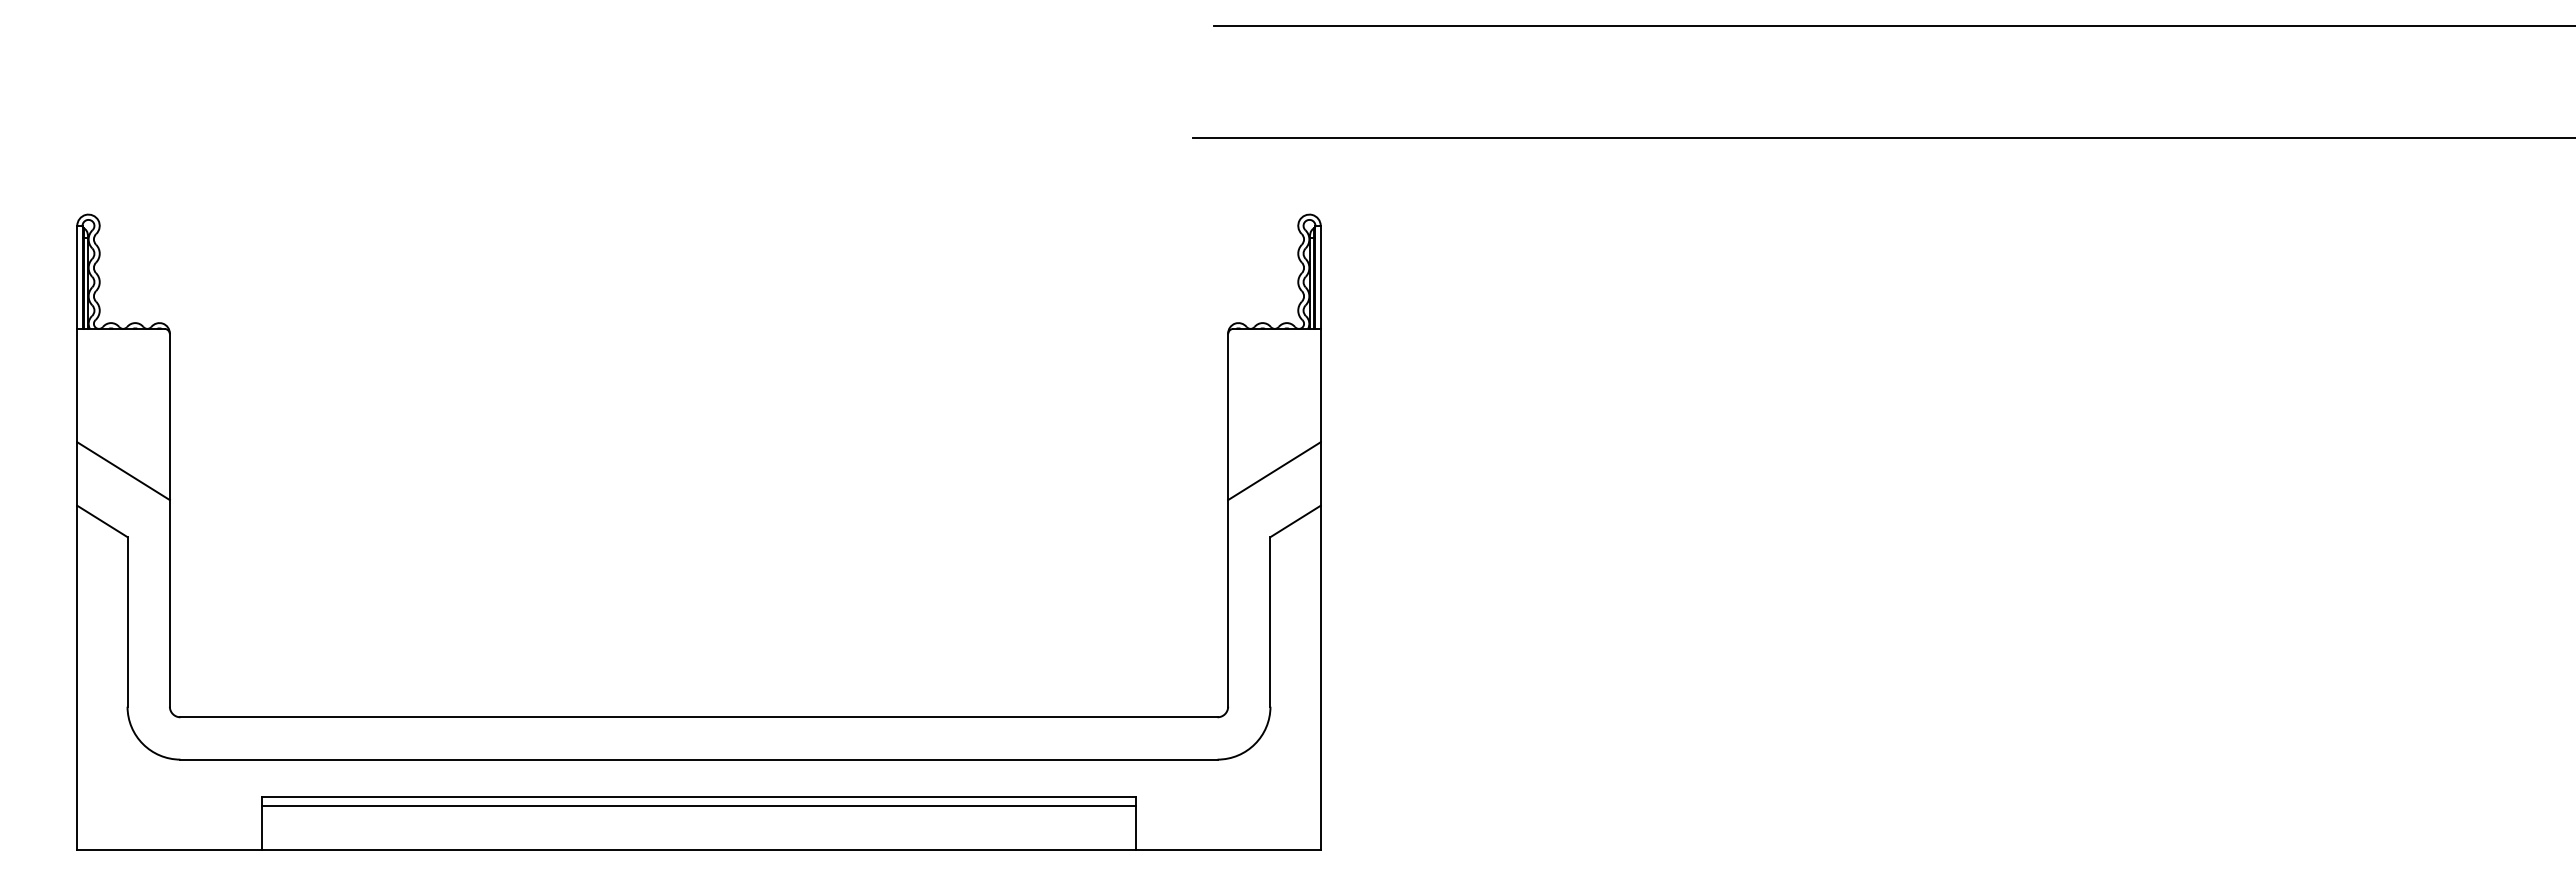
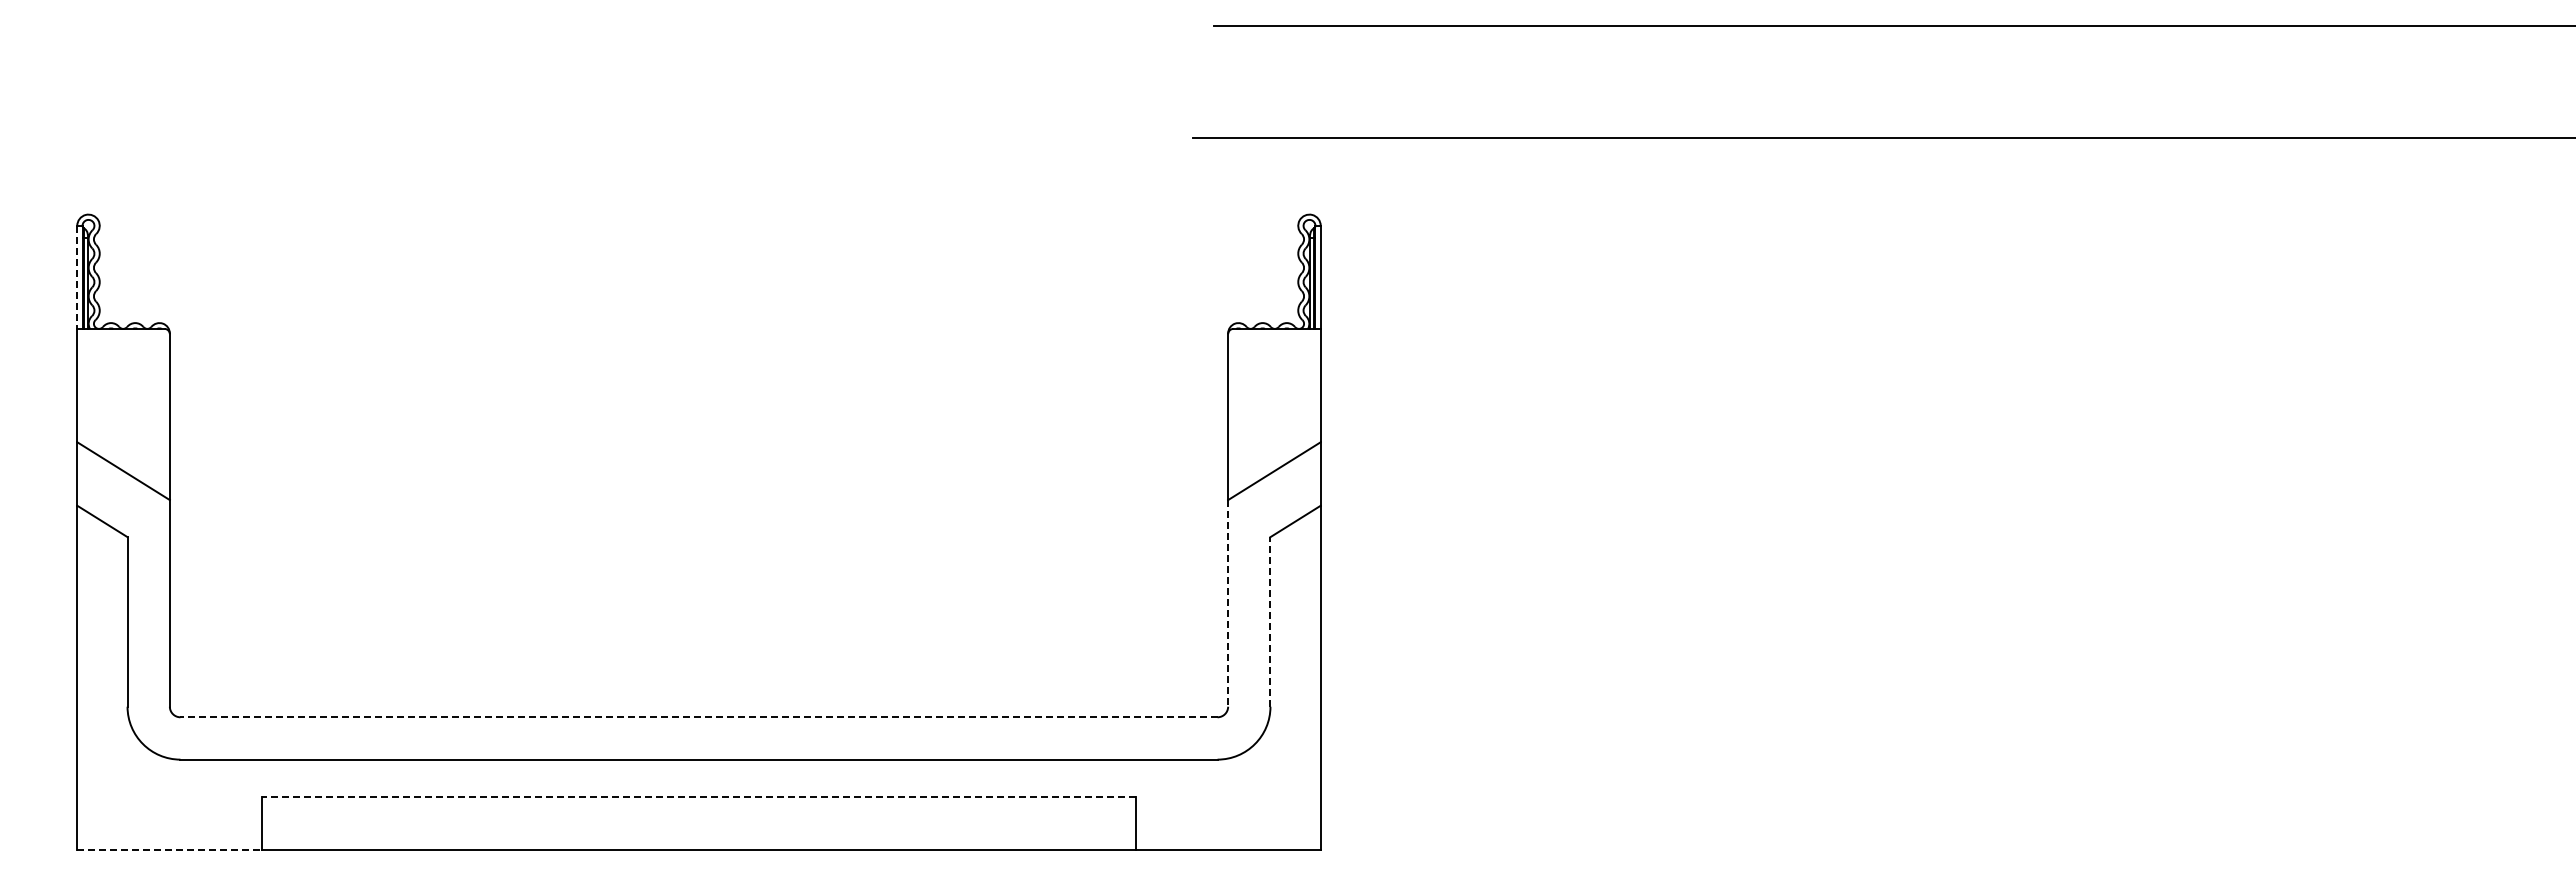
line: solid -> dashed (77, 277)
line: solid -> dashed (1228, 603)
line: solid -> dashed (1270, 621)
line: solid -> dashed (699, 717)
line: solid -> dashed (699, 796)
line: present -> none (698, 806)
line: solid -> dashed (169, 849)
